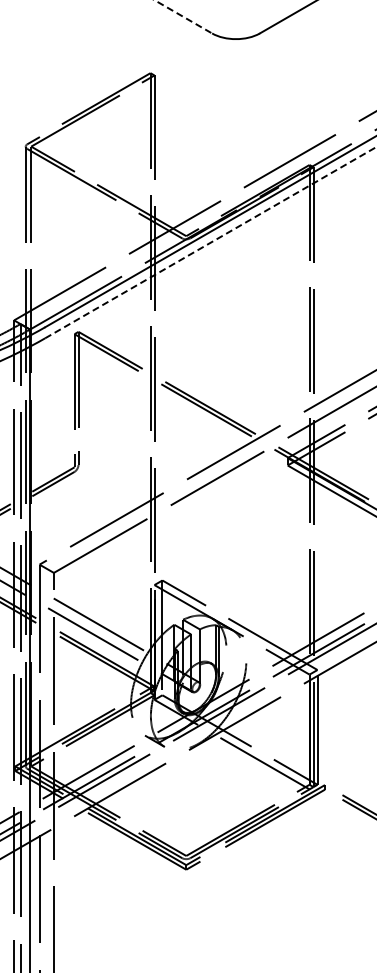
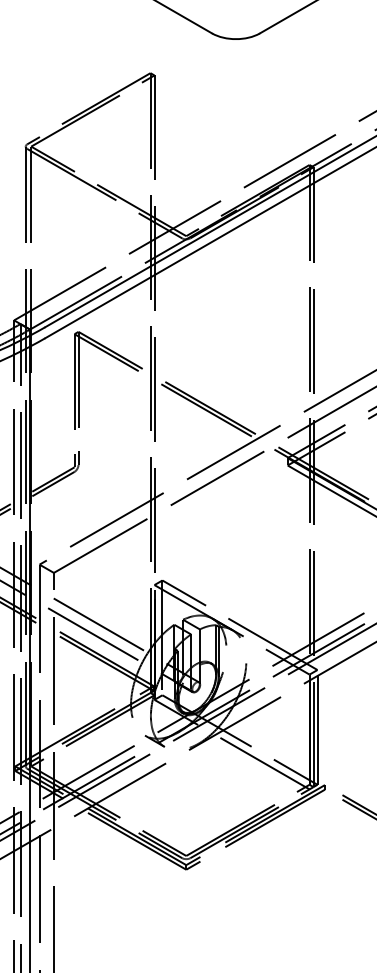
line: dashed -> solid (183, 17)
line: dashed -> solid (211, 242)
